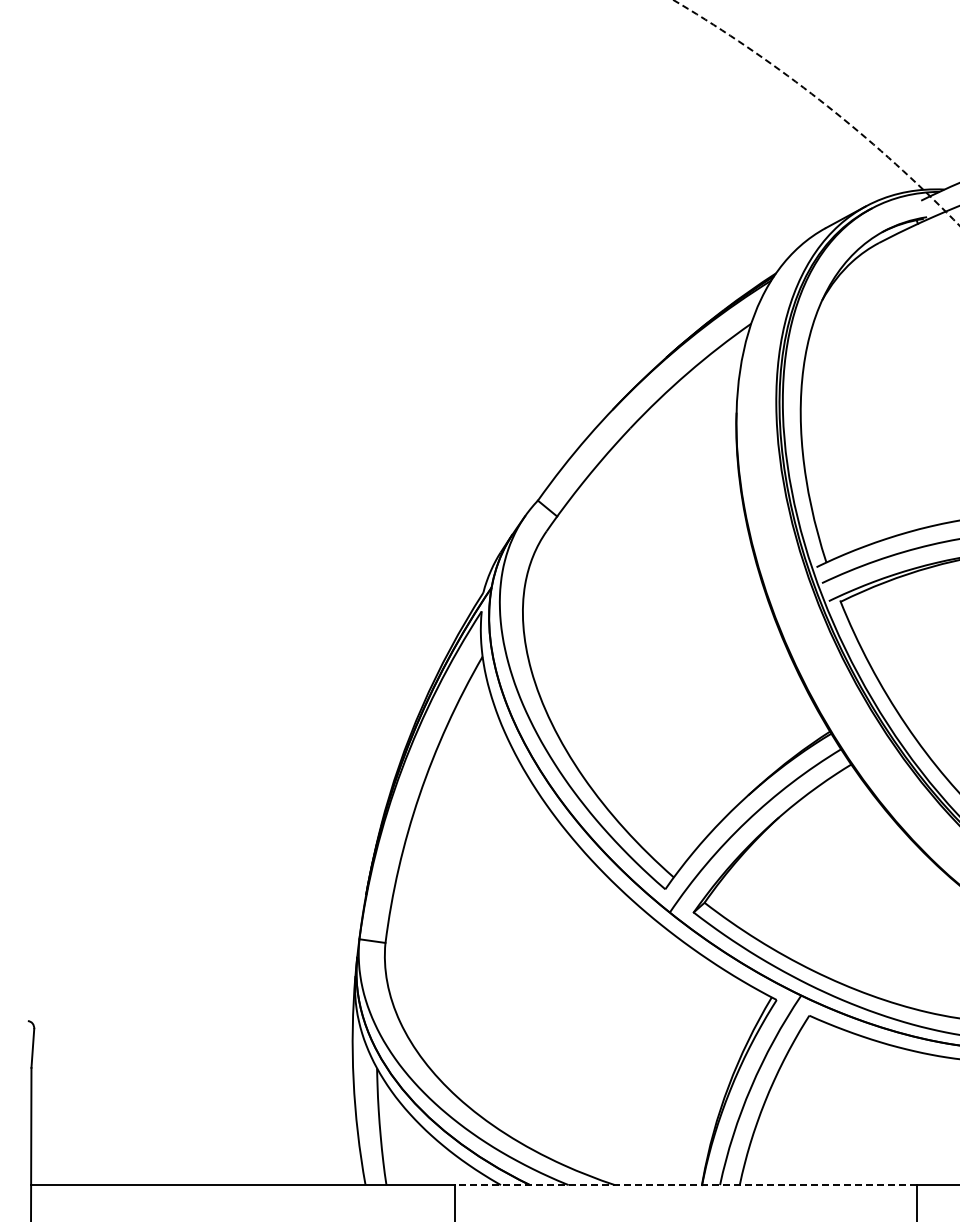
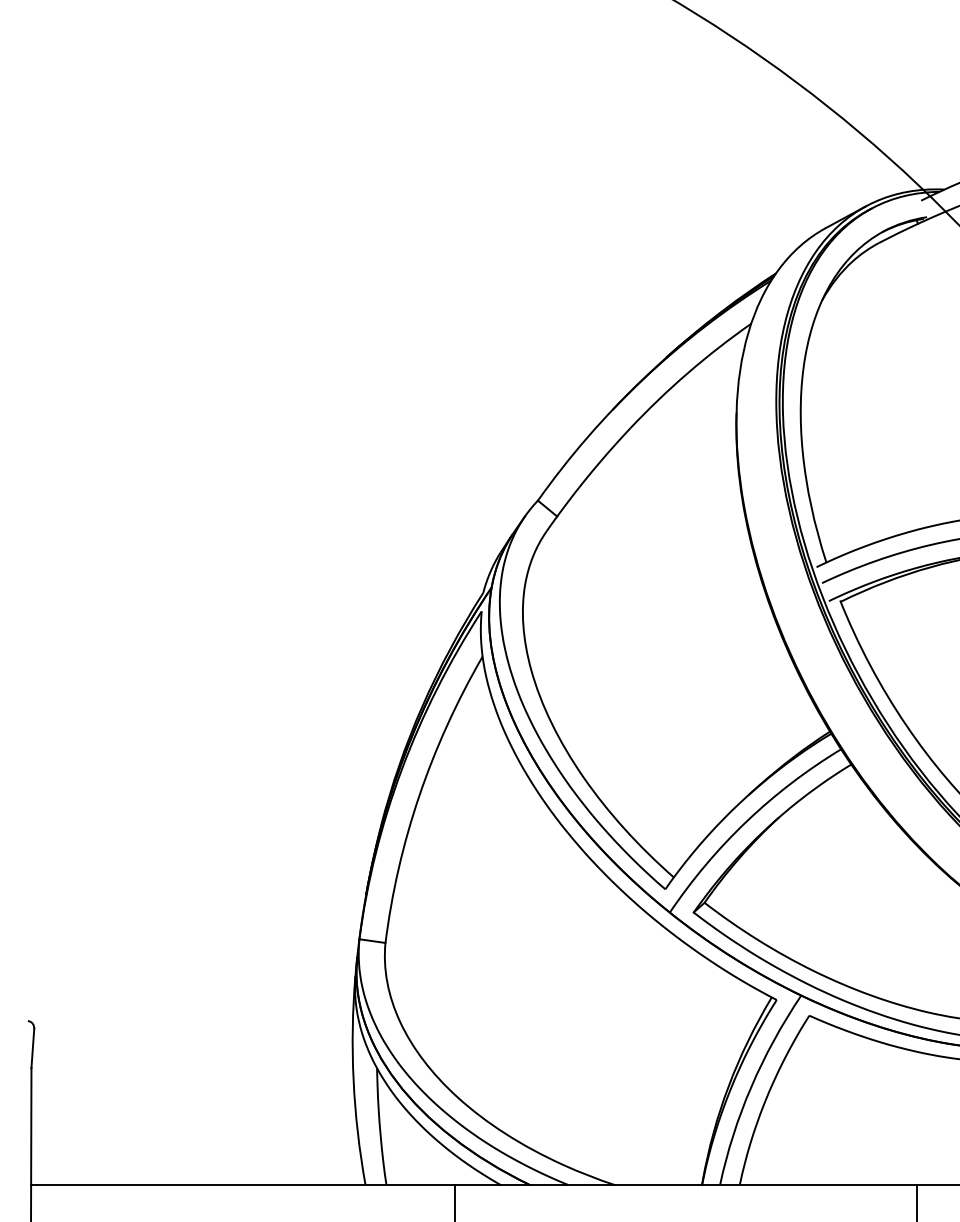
arc: dashed -> solid (824, 103)
line: dashed -> solid (686, 1185)
